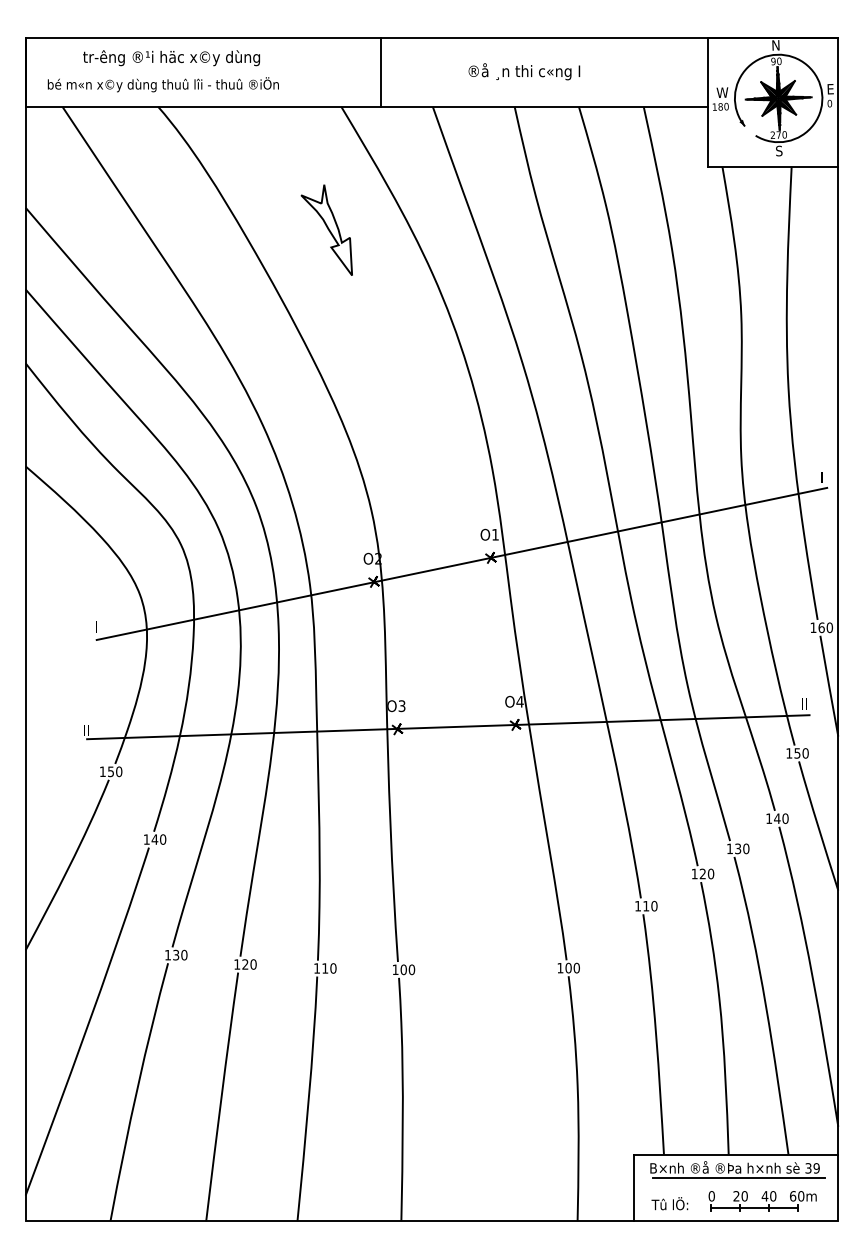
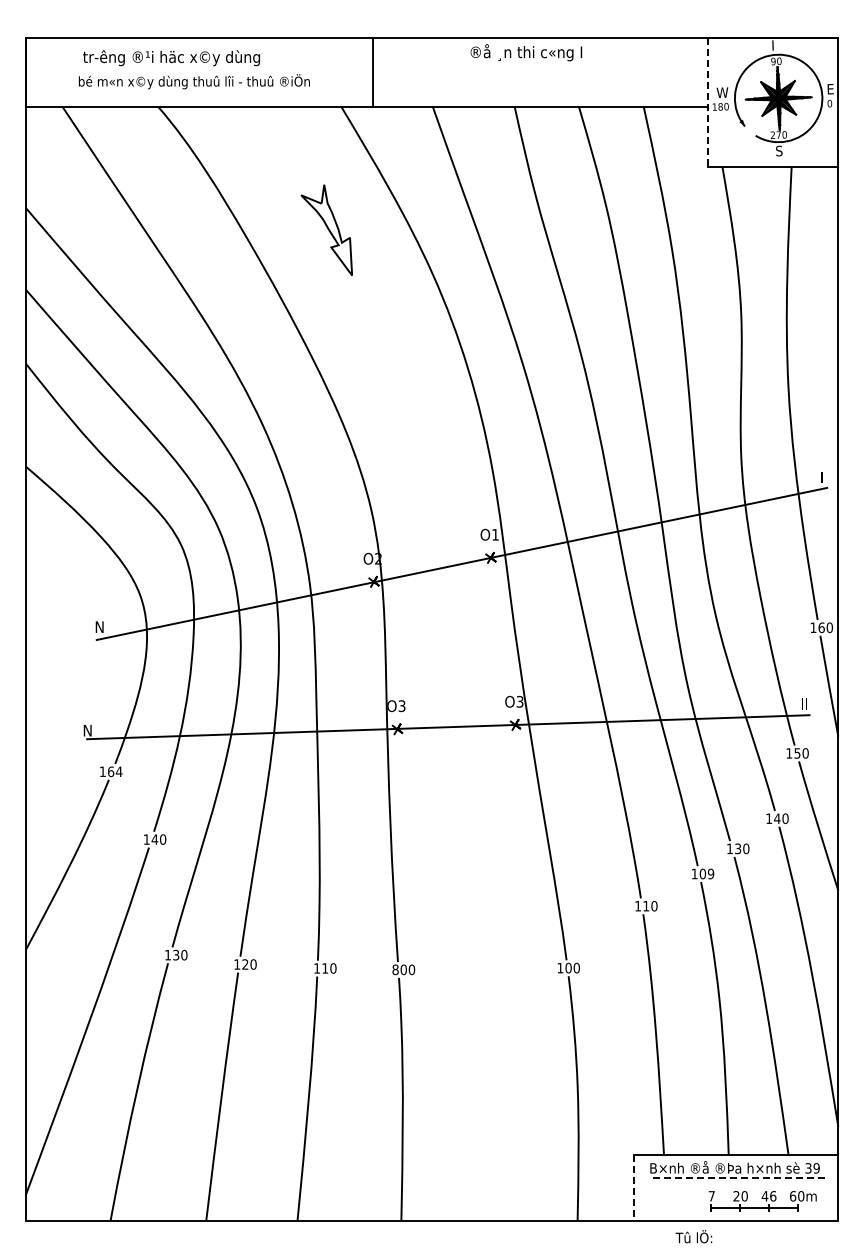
text: N -> I (776, 45)
line position: (381, 71) -> (373, 71) (373, 71)
text position: (524, 71) -> (526, 52) (526, 52)
text position: (162, 84) -> (193, 81) (193, 81)
line: solid -> dashed (707, 102)
text: I -> N (99, 626)
text: O4 -> O3 (519, 701)
text: II -> N (87, 730)
text: 150 -> 164 (114, 771)
text: 120 -> 109 (706, 873)
text: 100 -> 800 (395, 969)
line: solid -> dashed (738, 1178)
line: solid -> dashed (634, 1188)
text: 0 -> 7 (711, 1196)
text: 40 -> 46 (773, 1196)
text position: (669, 1203) -> (693, 1236) (693, 1236)
